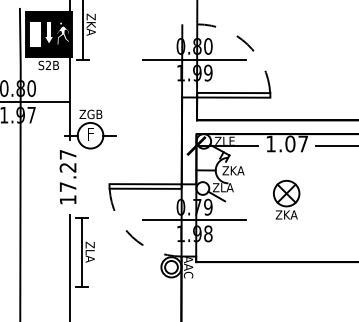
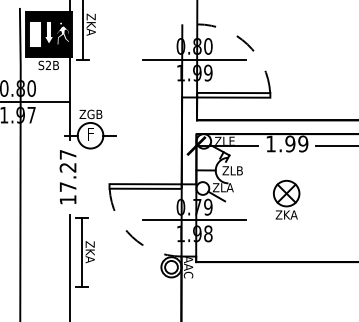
text: 1.07 -> 1.99 (296, 143)
text: ZKA -> ZLB (238, 170)
text: ZLA -> ZKA (89, 252)
